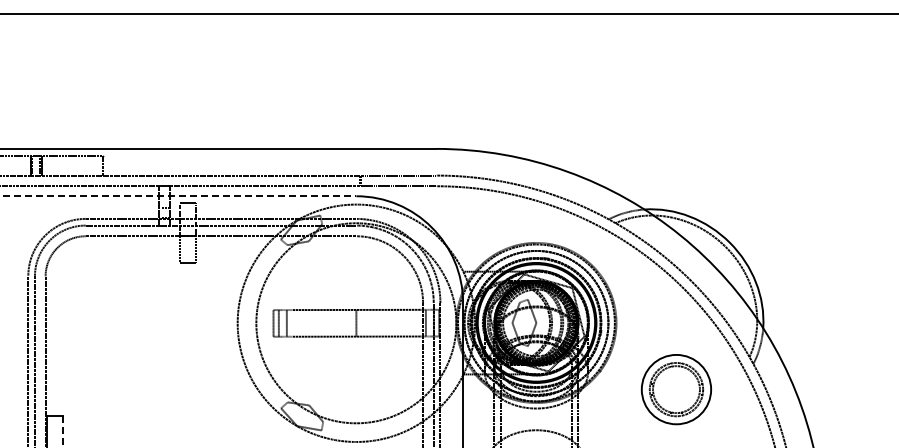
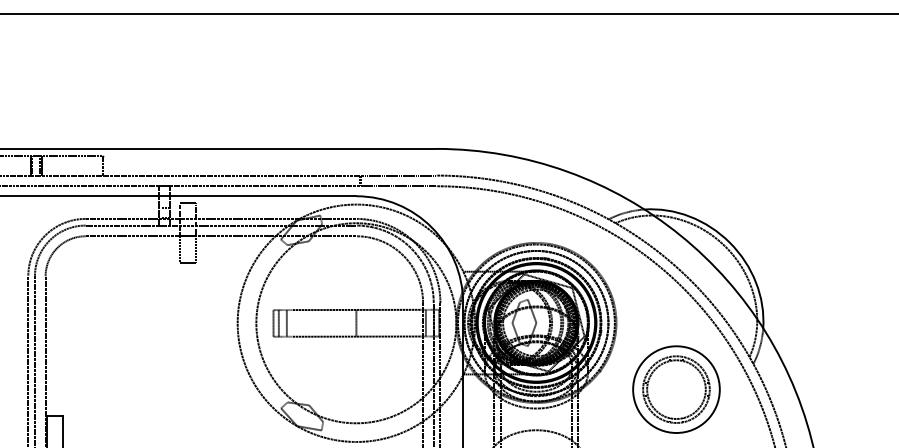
line: dashed -> solid (178, 196)
part size: 72x72 px -> 89x89 px (676, 389)
line: dashed -> solid (62, 431)
